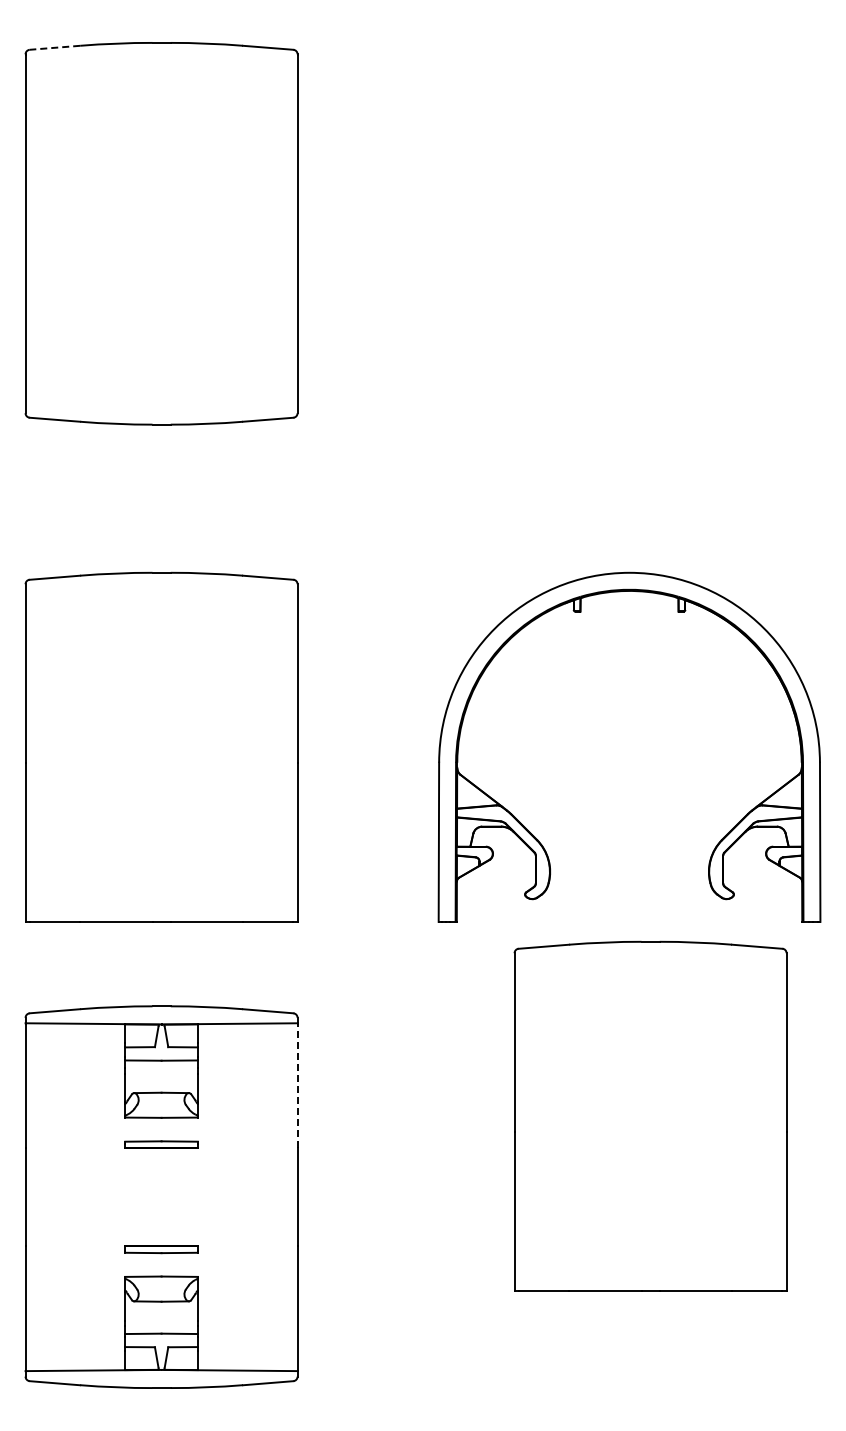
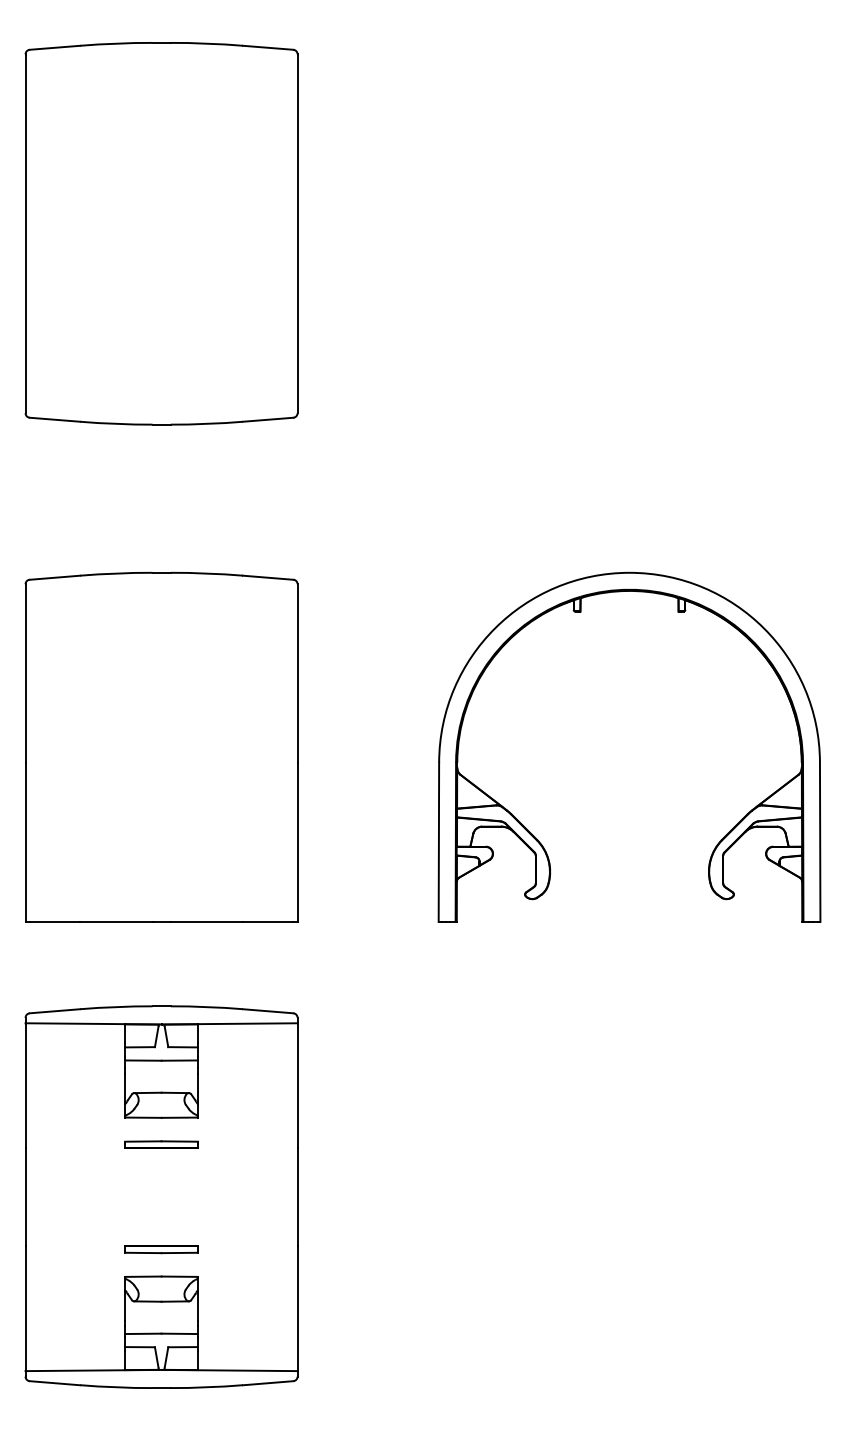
line: dashed -> solid (54, 47)
line: dashed -> solid (297, 1085)
part: present -> none (650, 1115)
